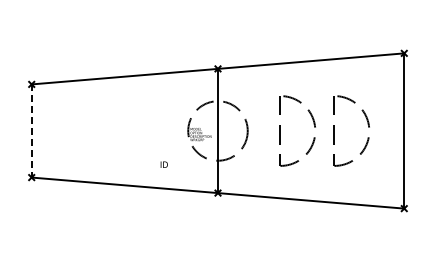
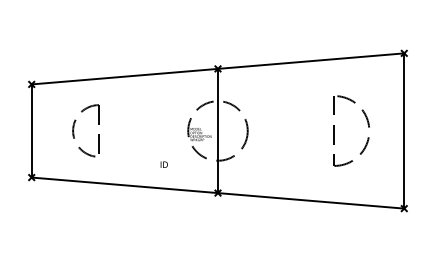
part: none -> present (74, 129)
part: present -> none (280, 130)
line: dashed -> solid (31, 131)
